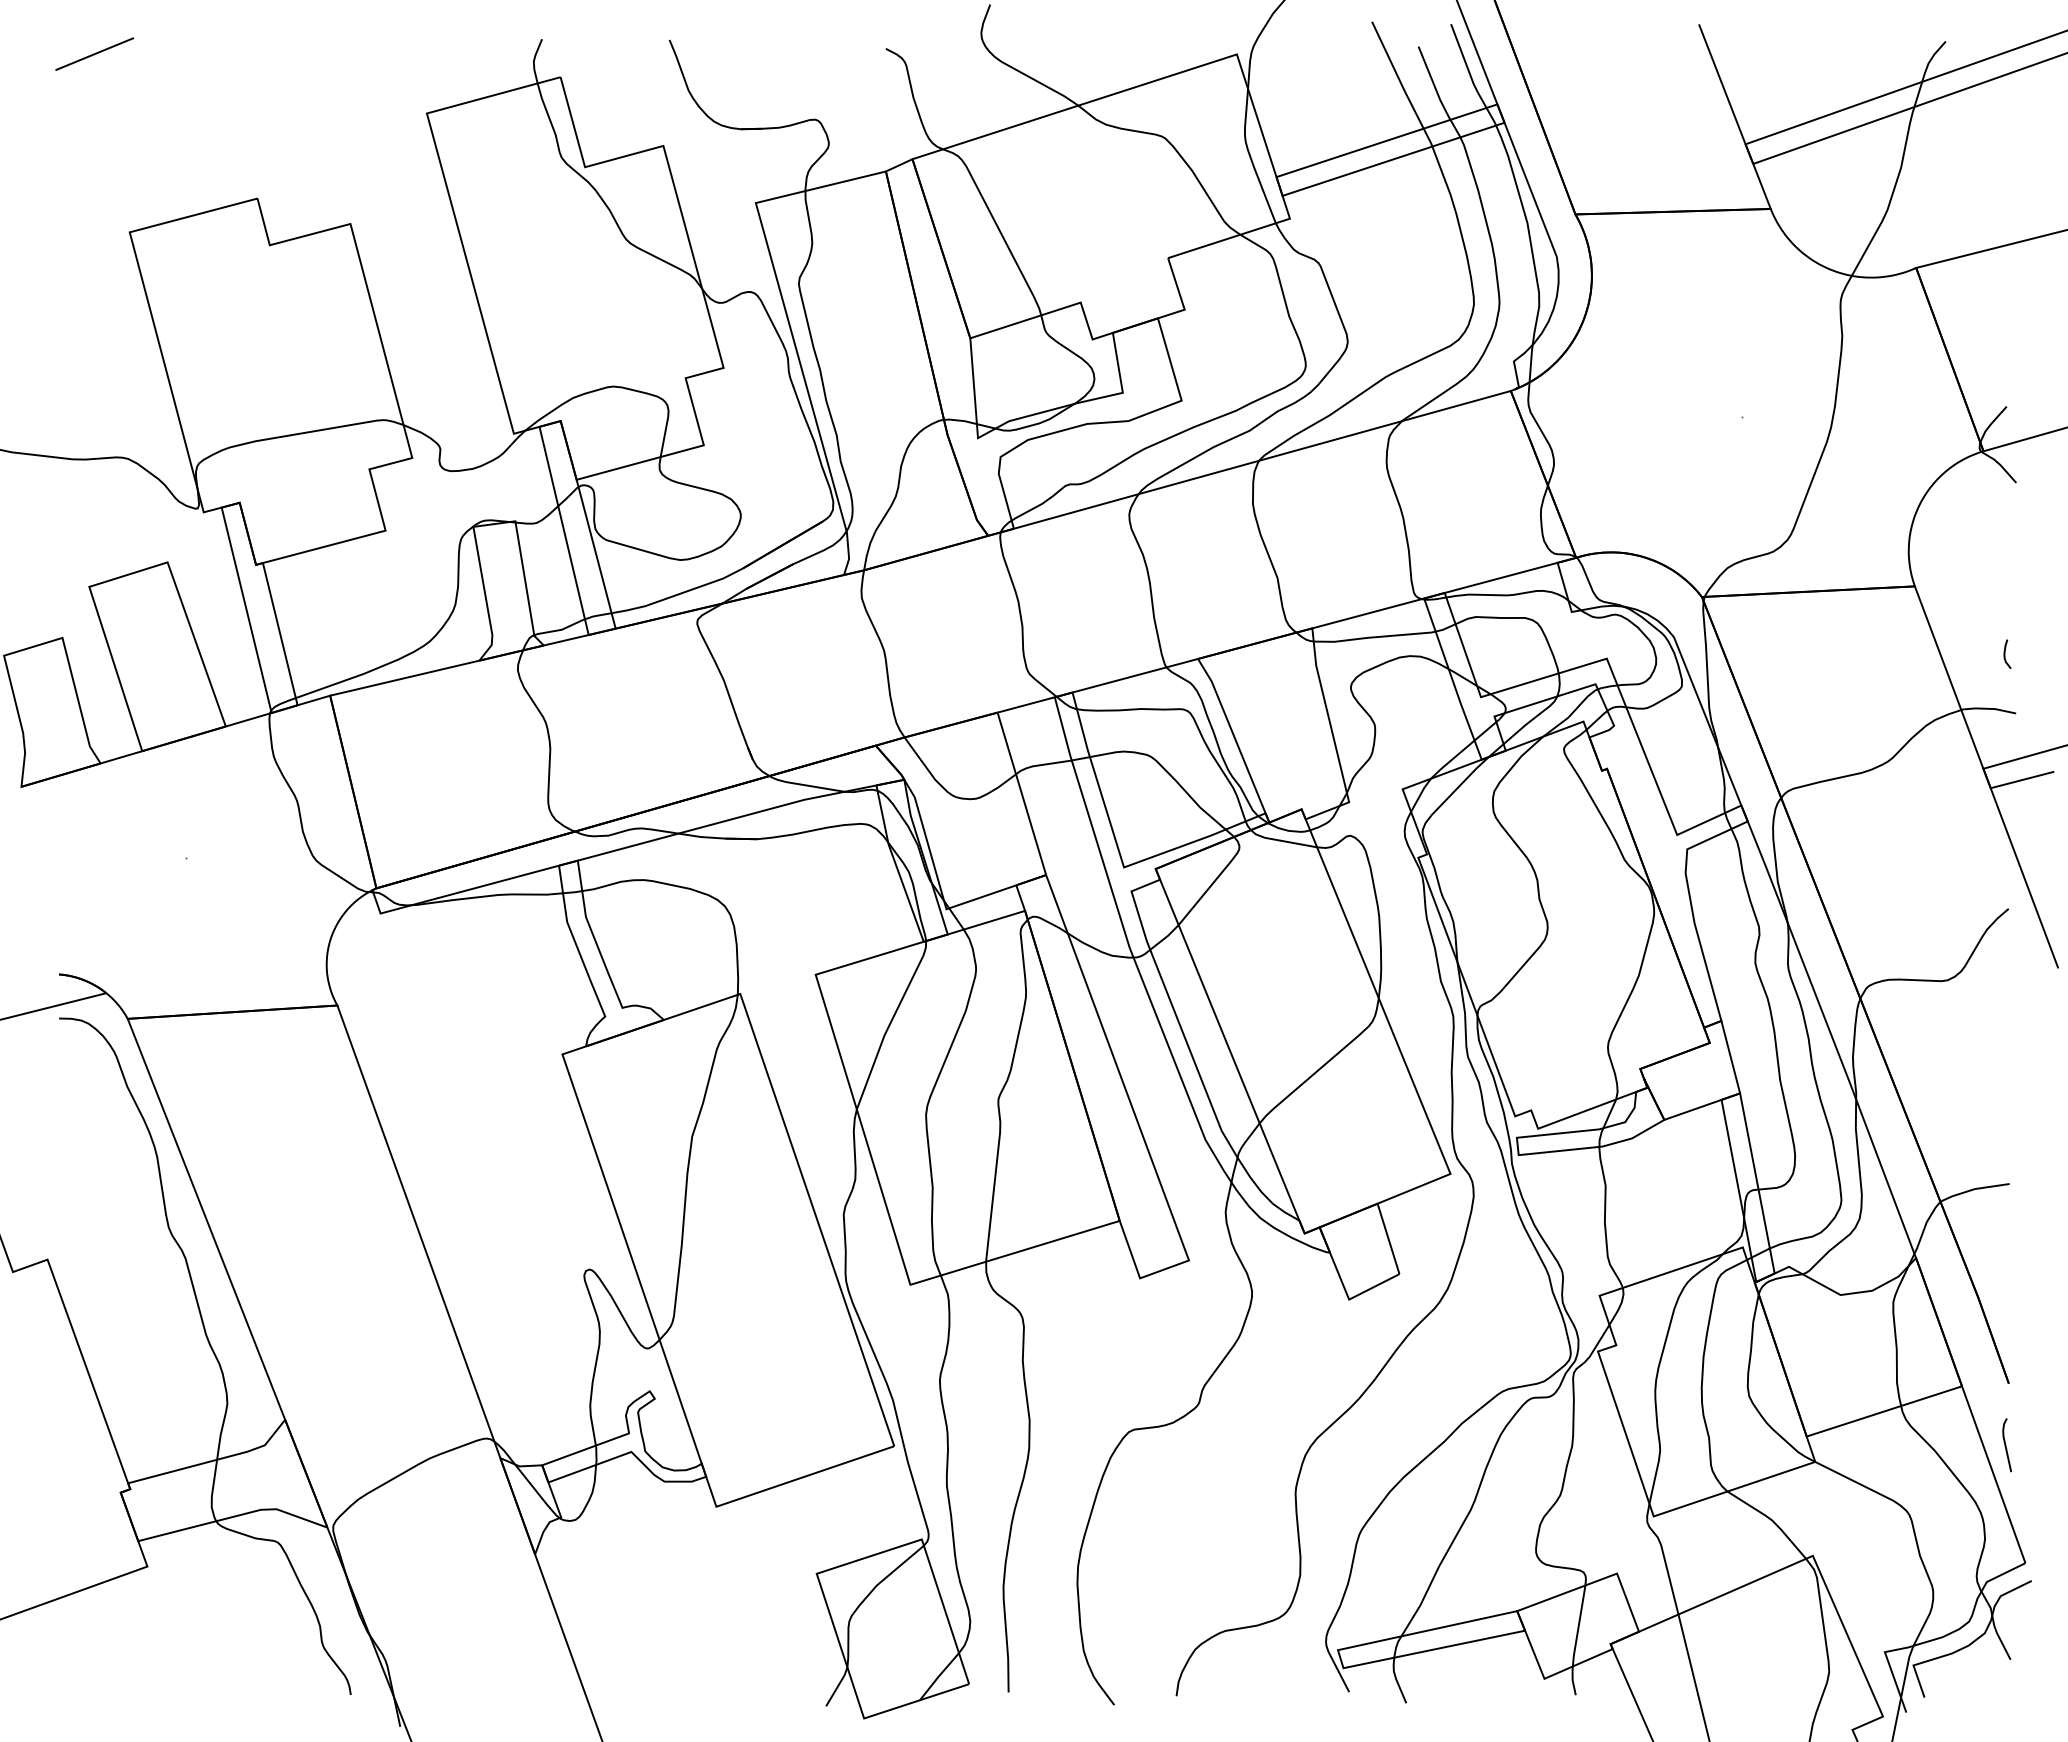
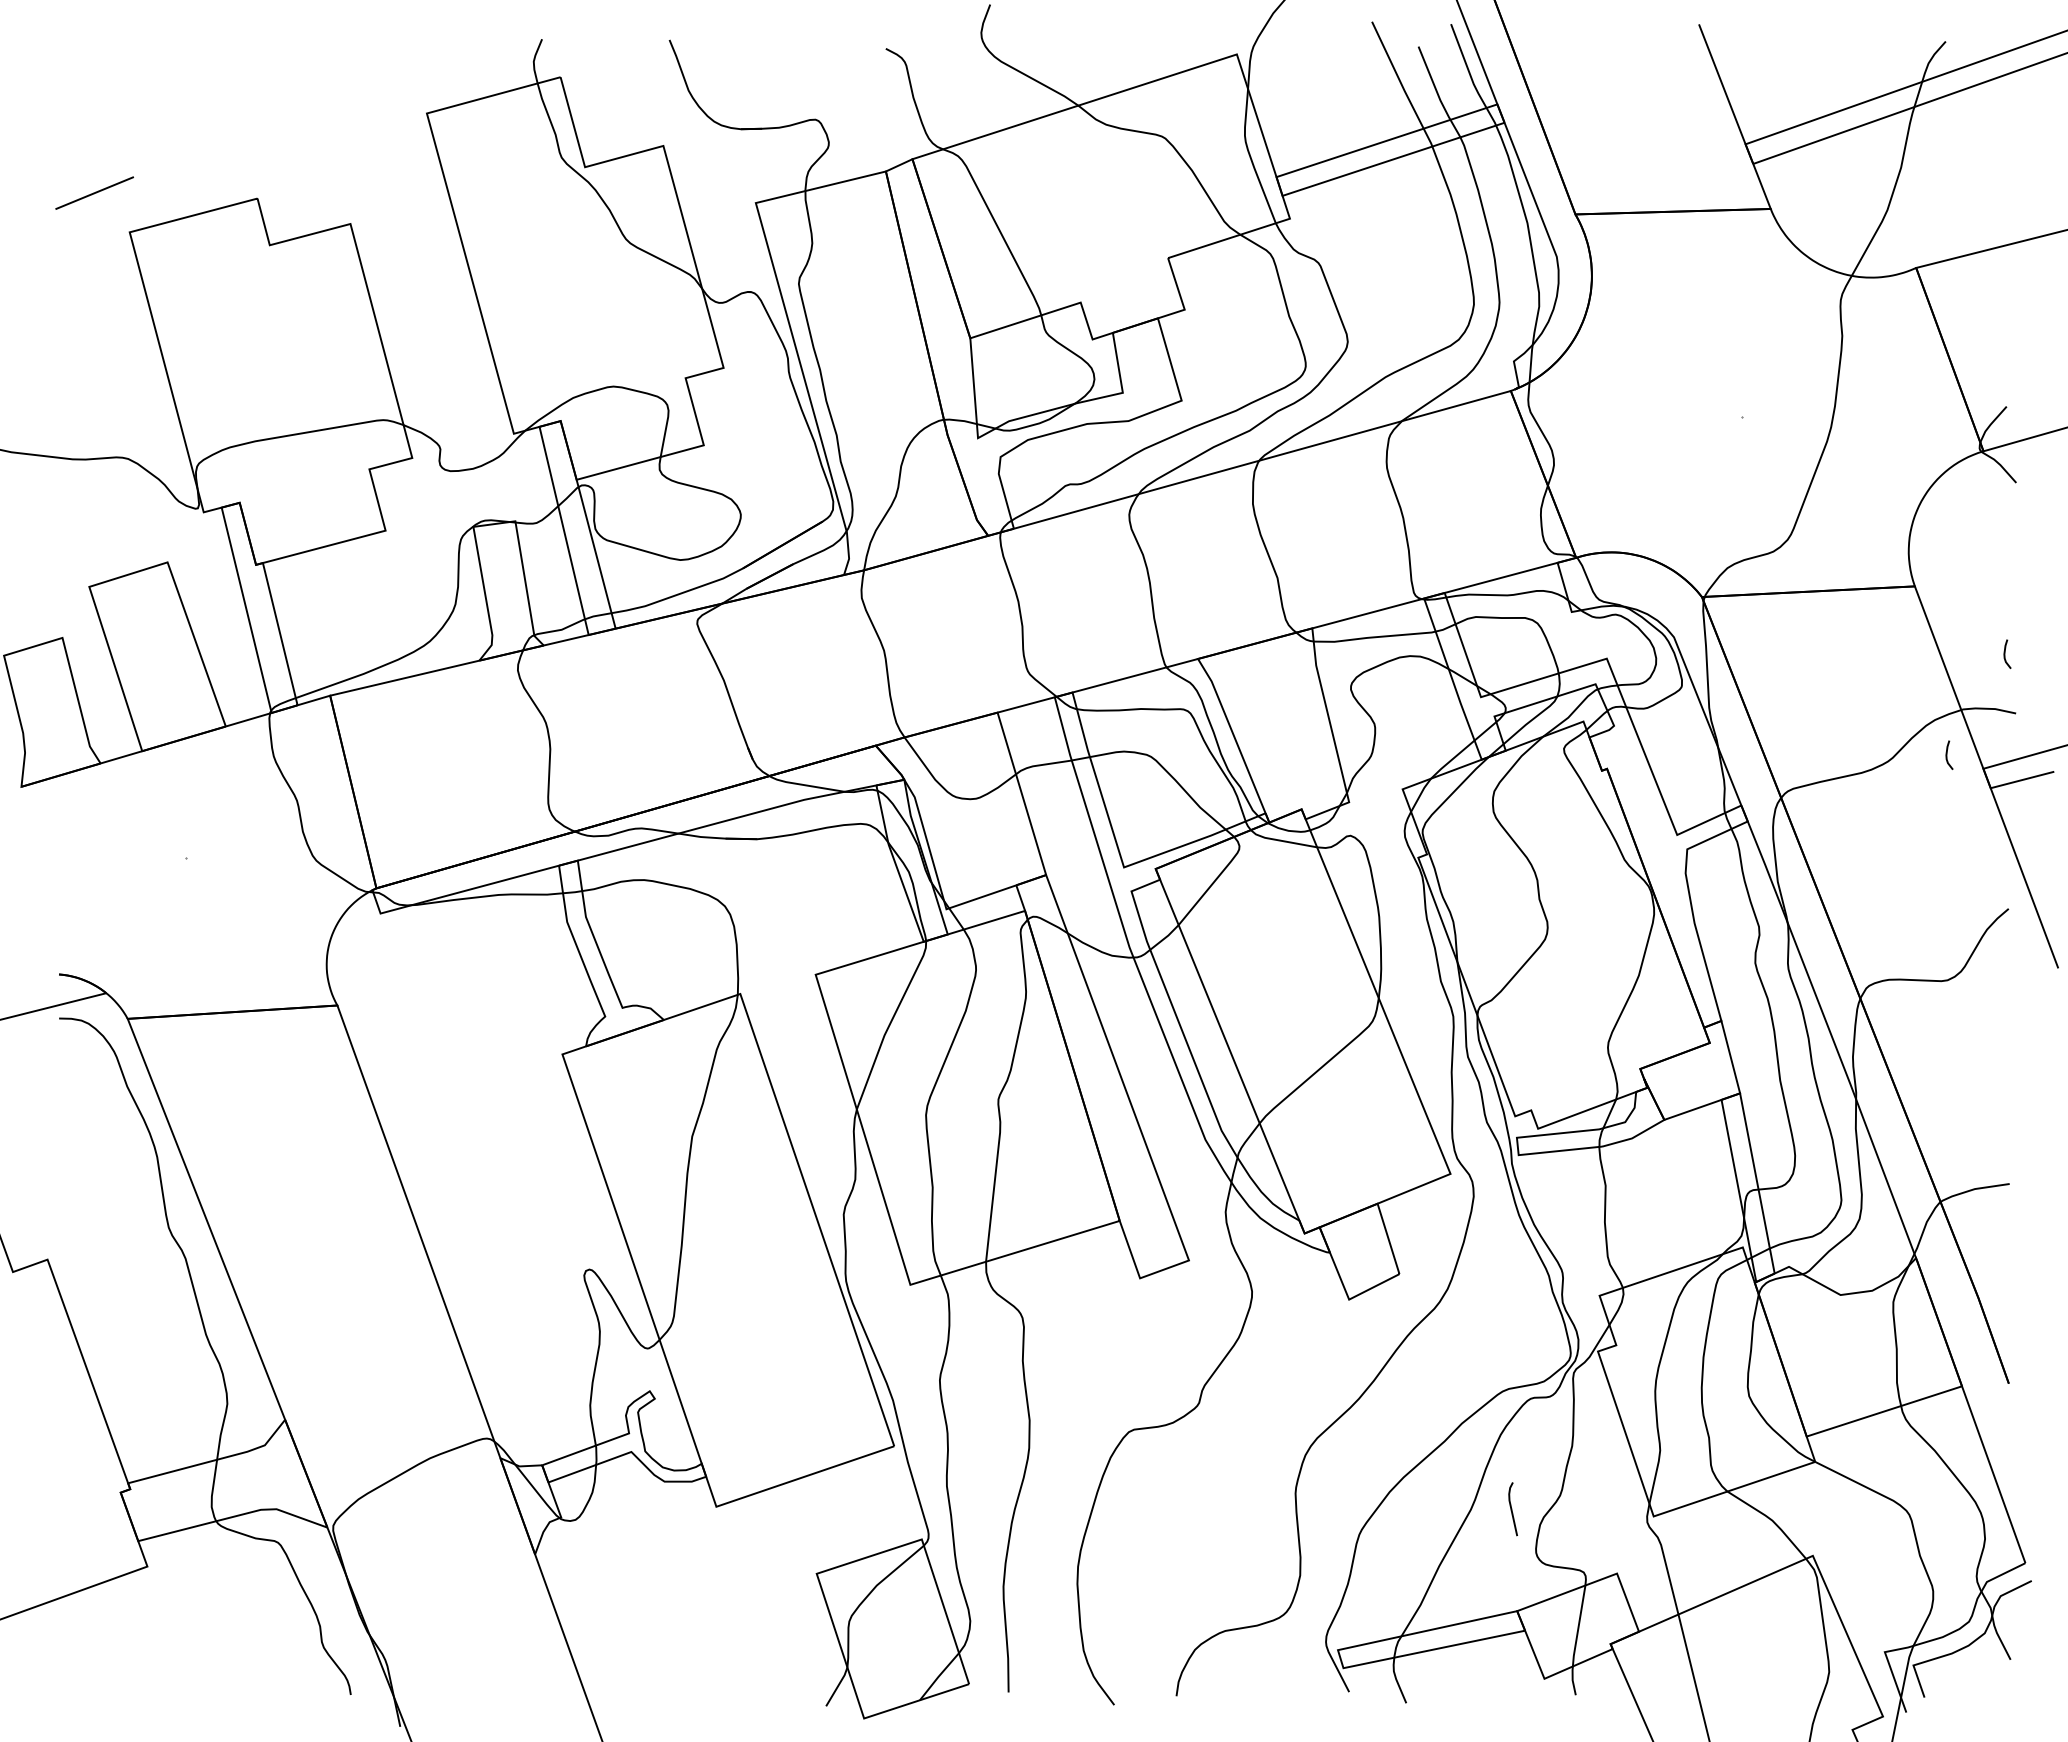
line position: (94, 53) -> (94, 192) (94, 192)
curve: none -> present (1947, 754)
line position: (2006, 1445) -> (1512, 1509) (1512, 1509)
